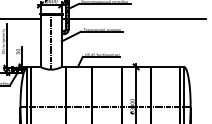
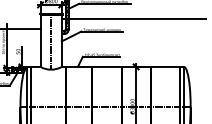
line position: (21, 19) -> (21, 29) (21, 29)
